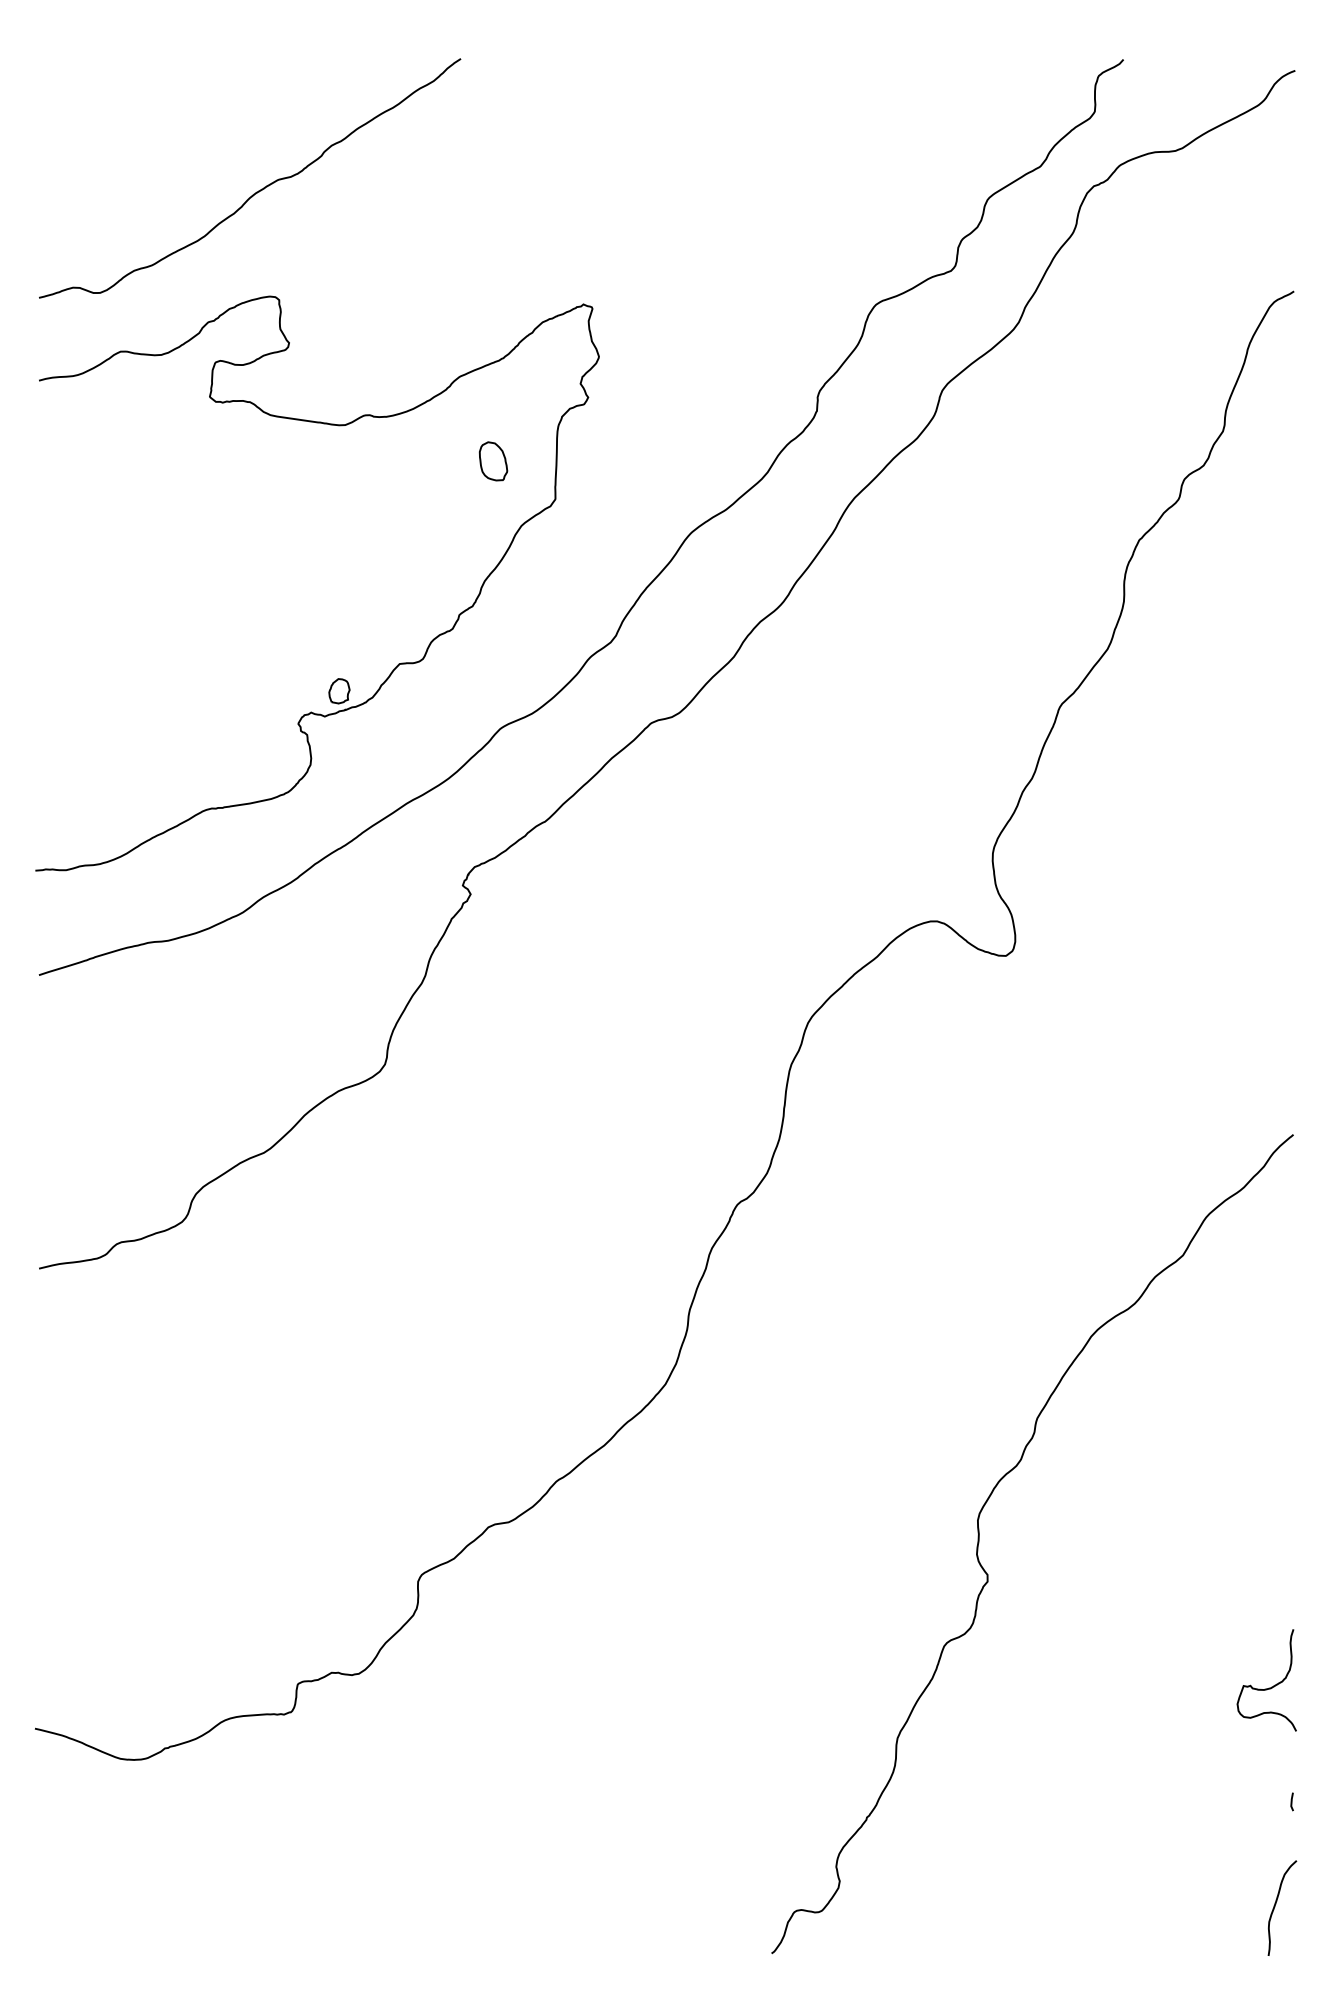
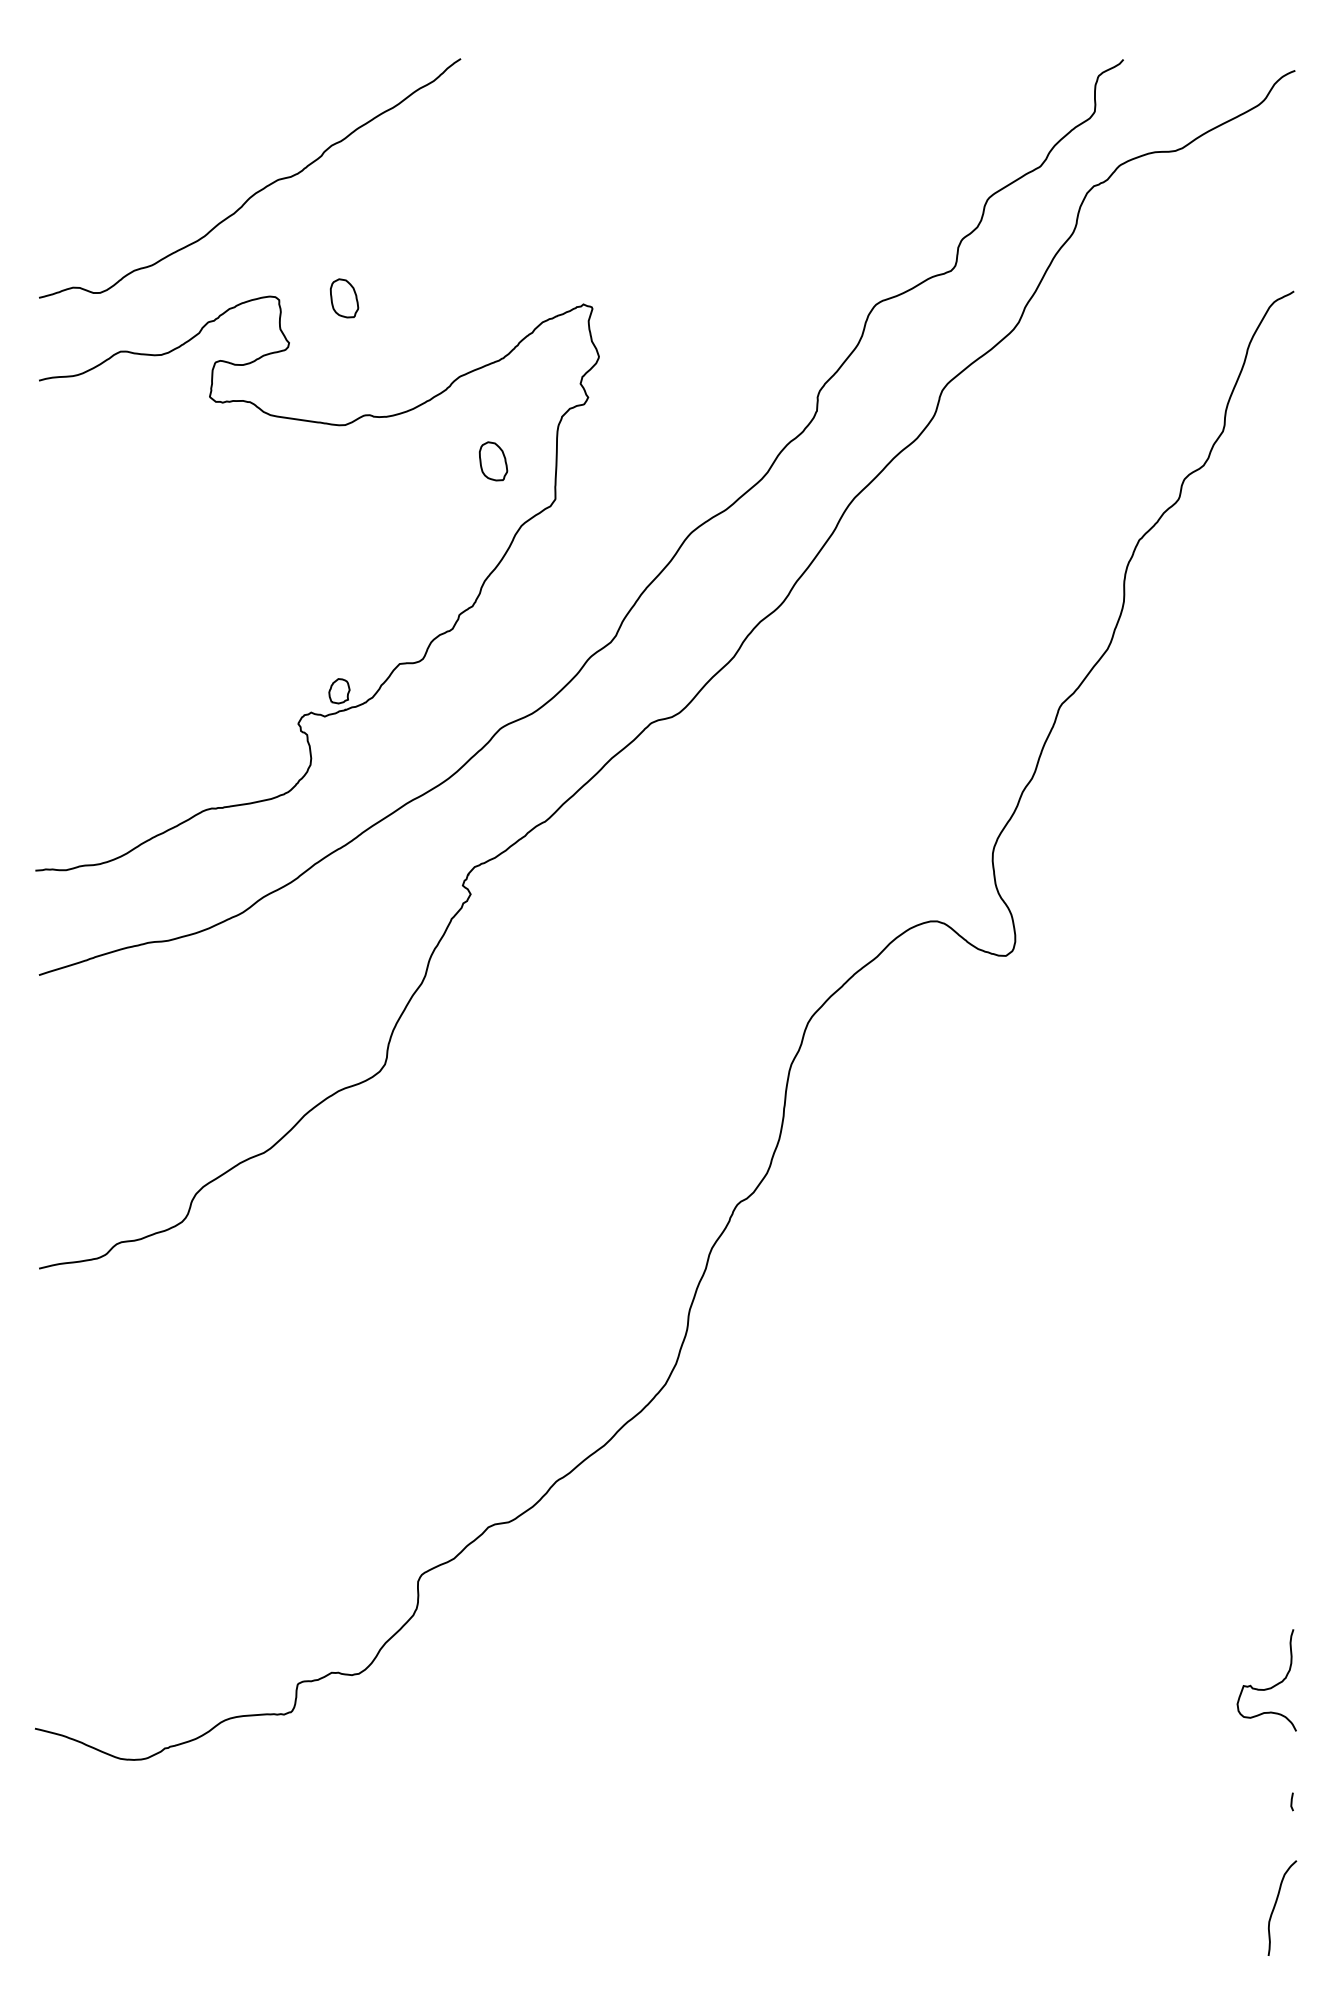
part: none -> present (344, 298)
curve: present -> none (979, 1543)
